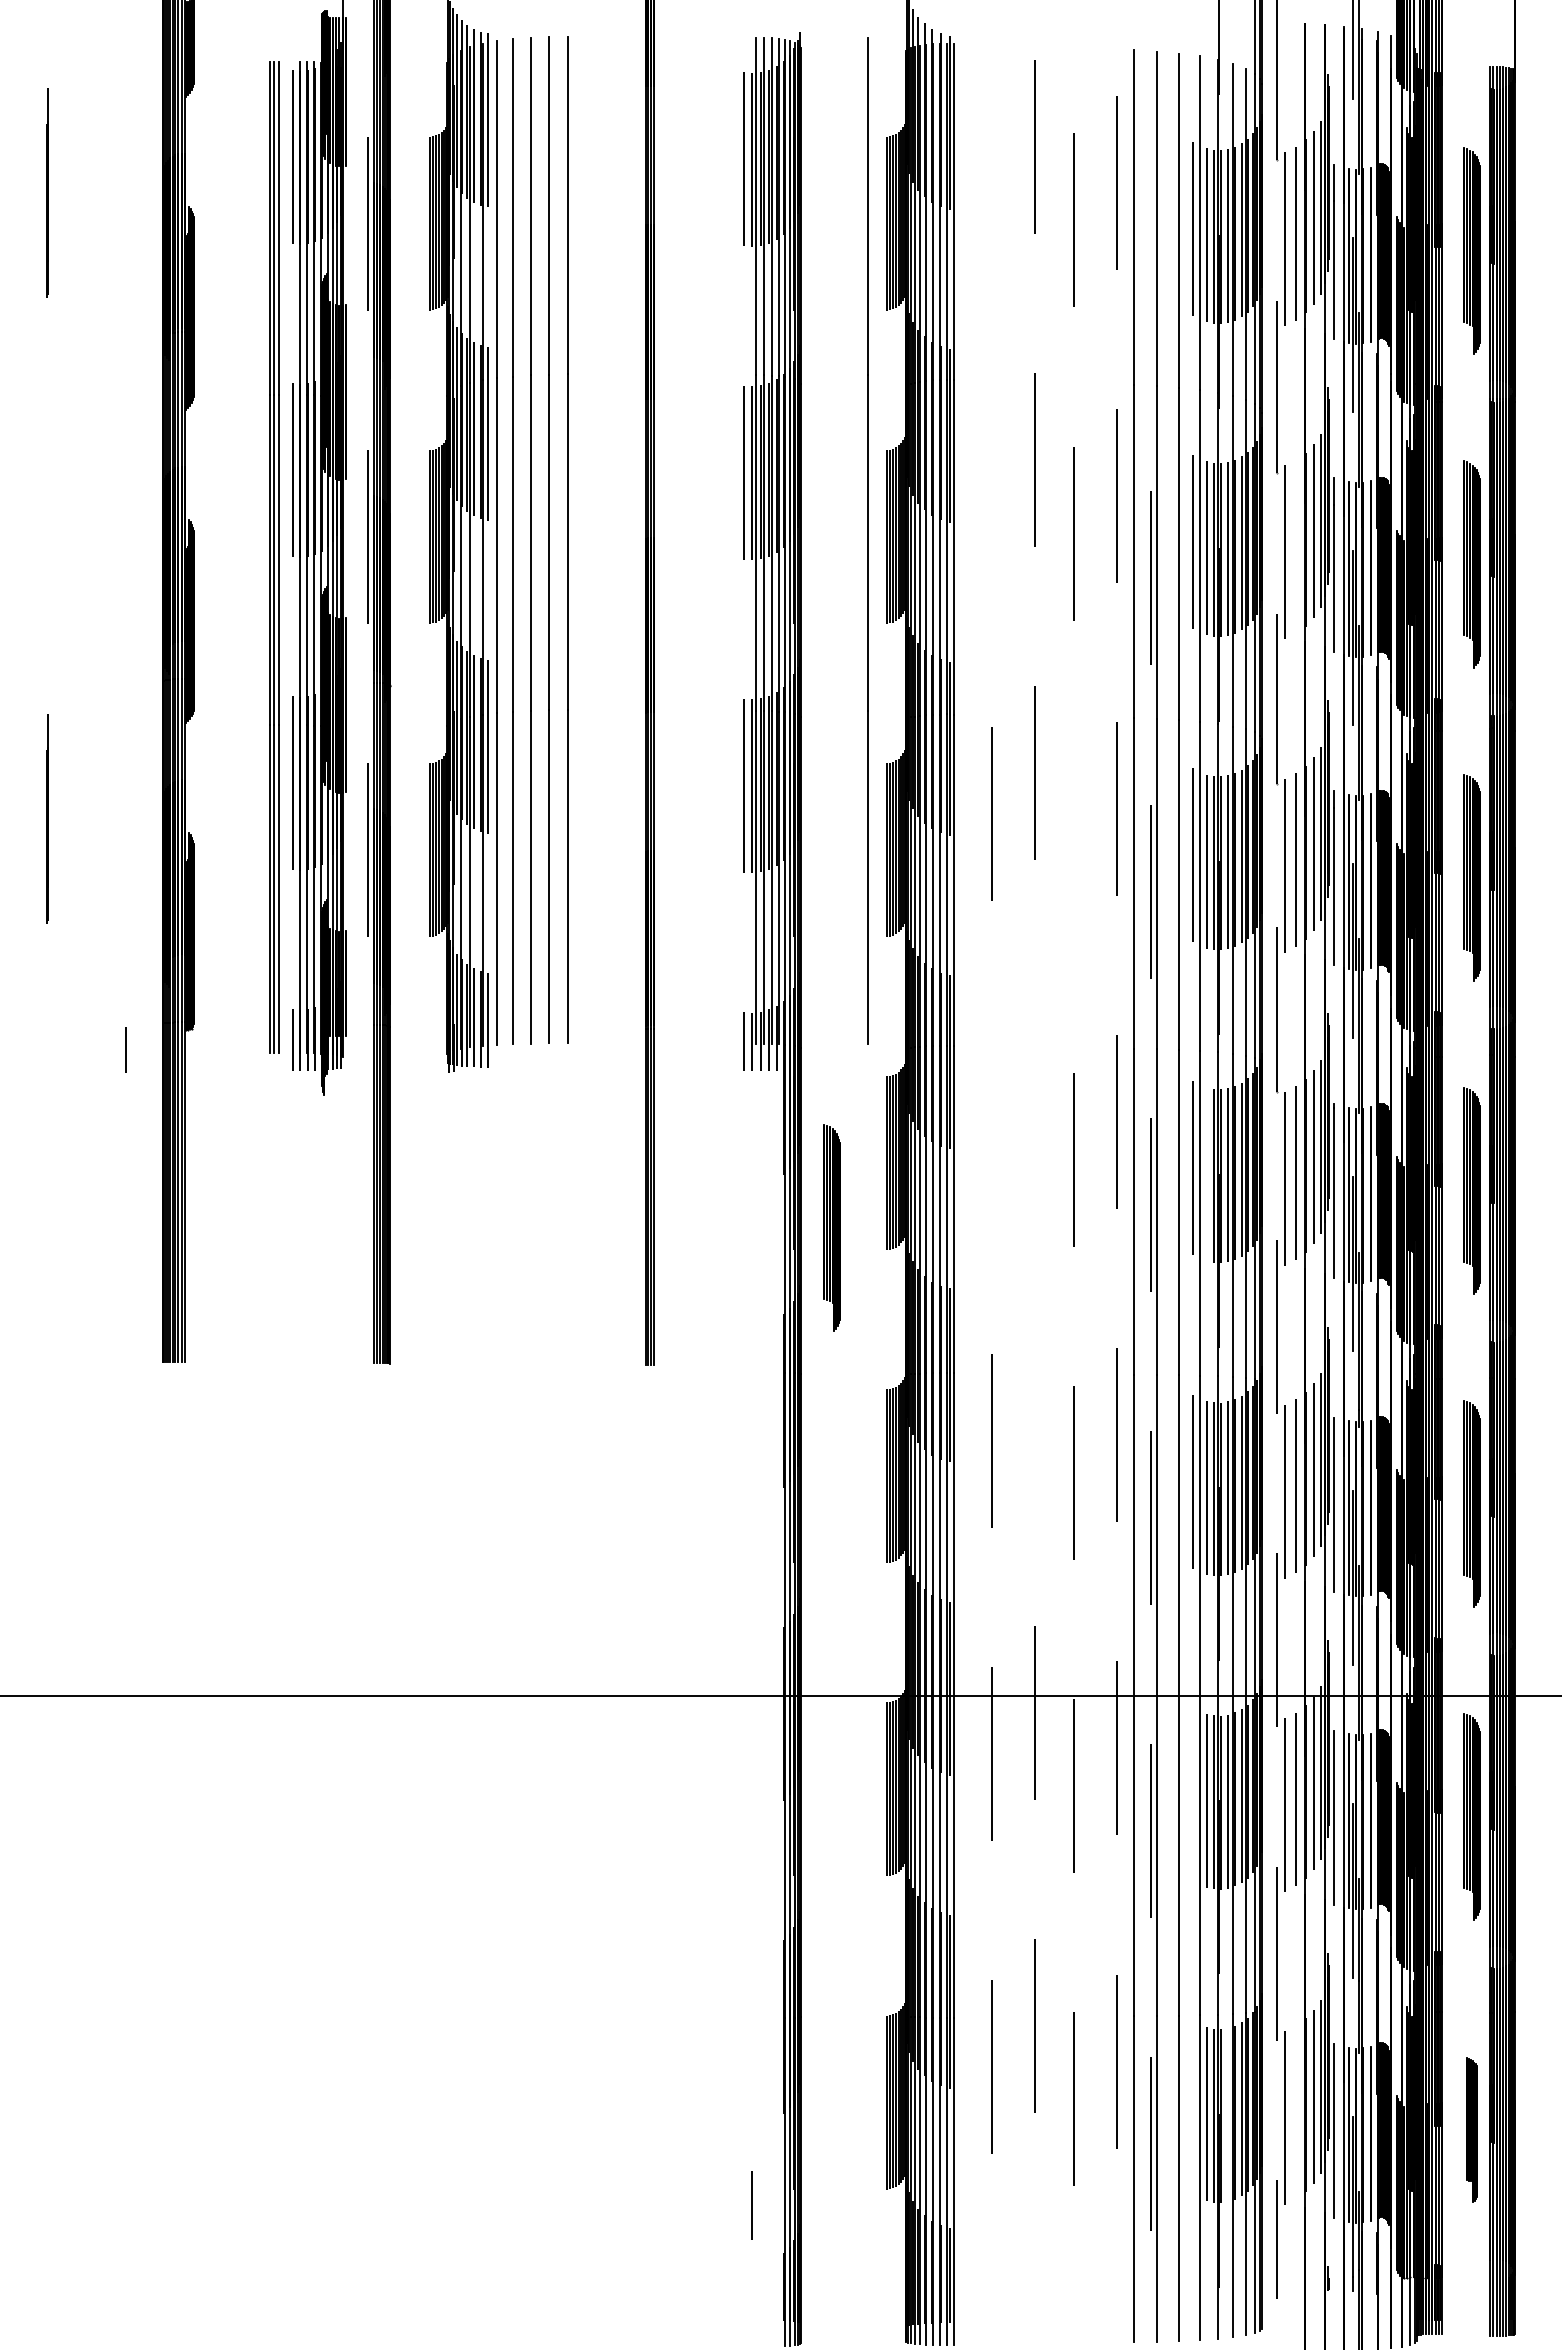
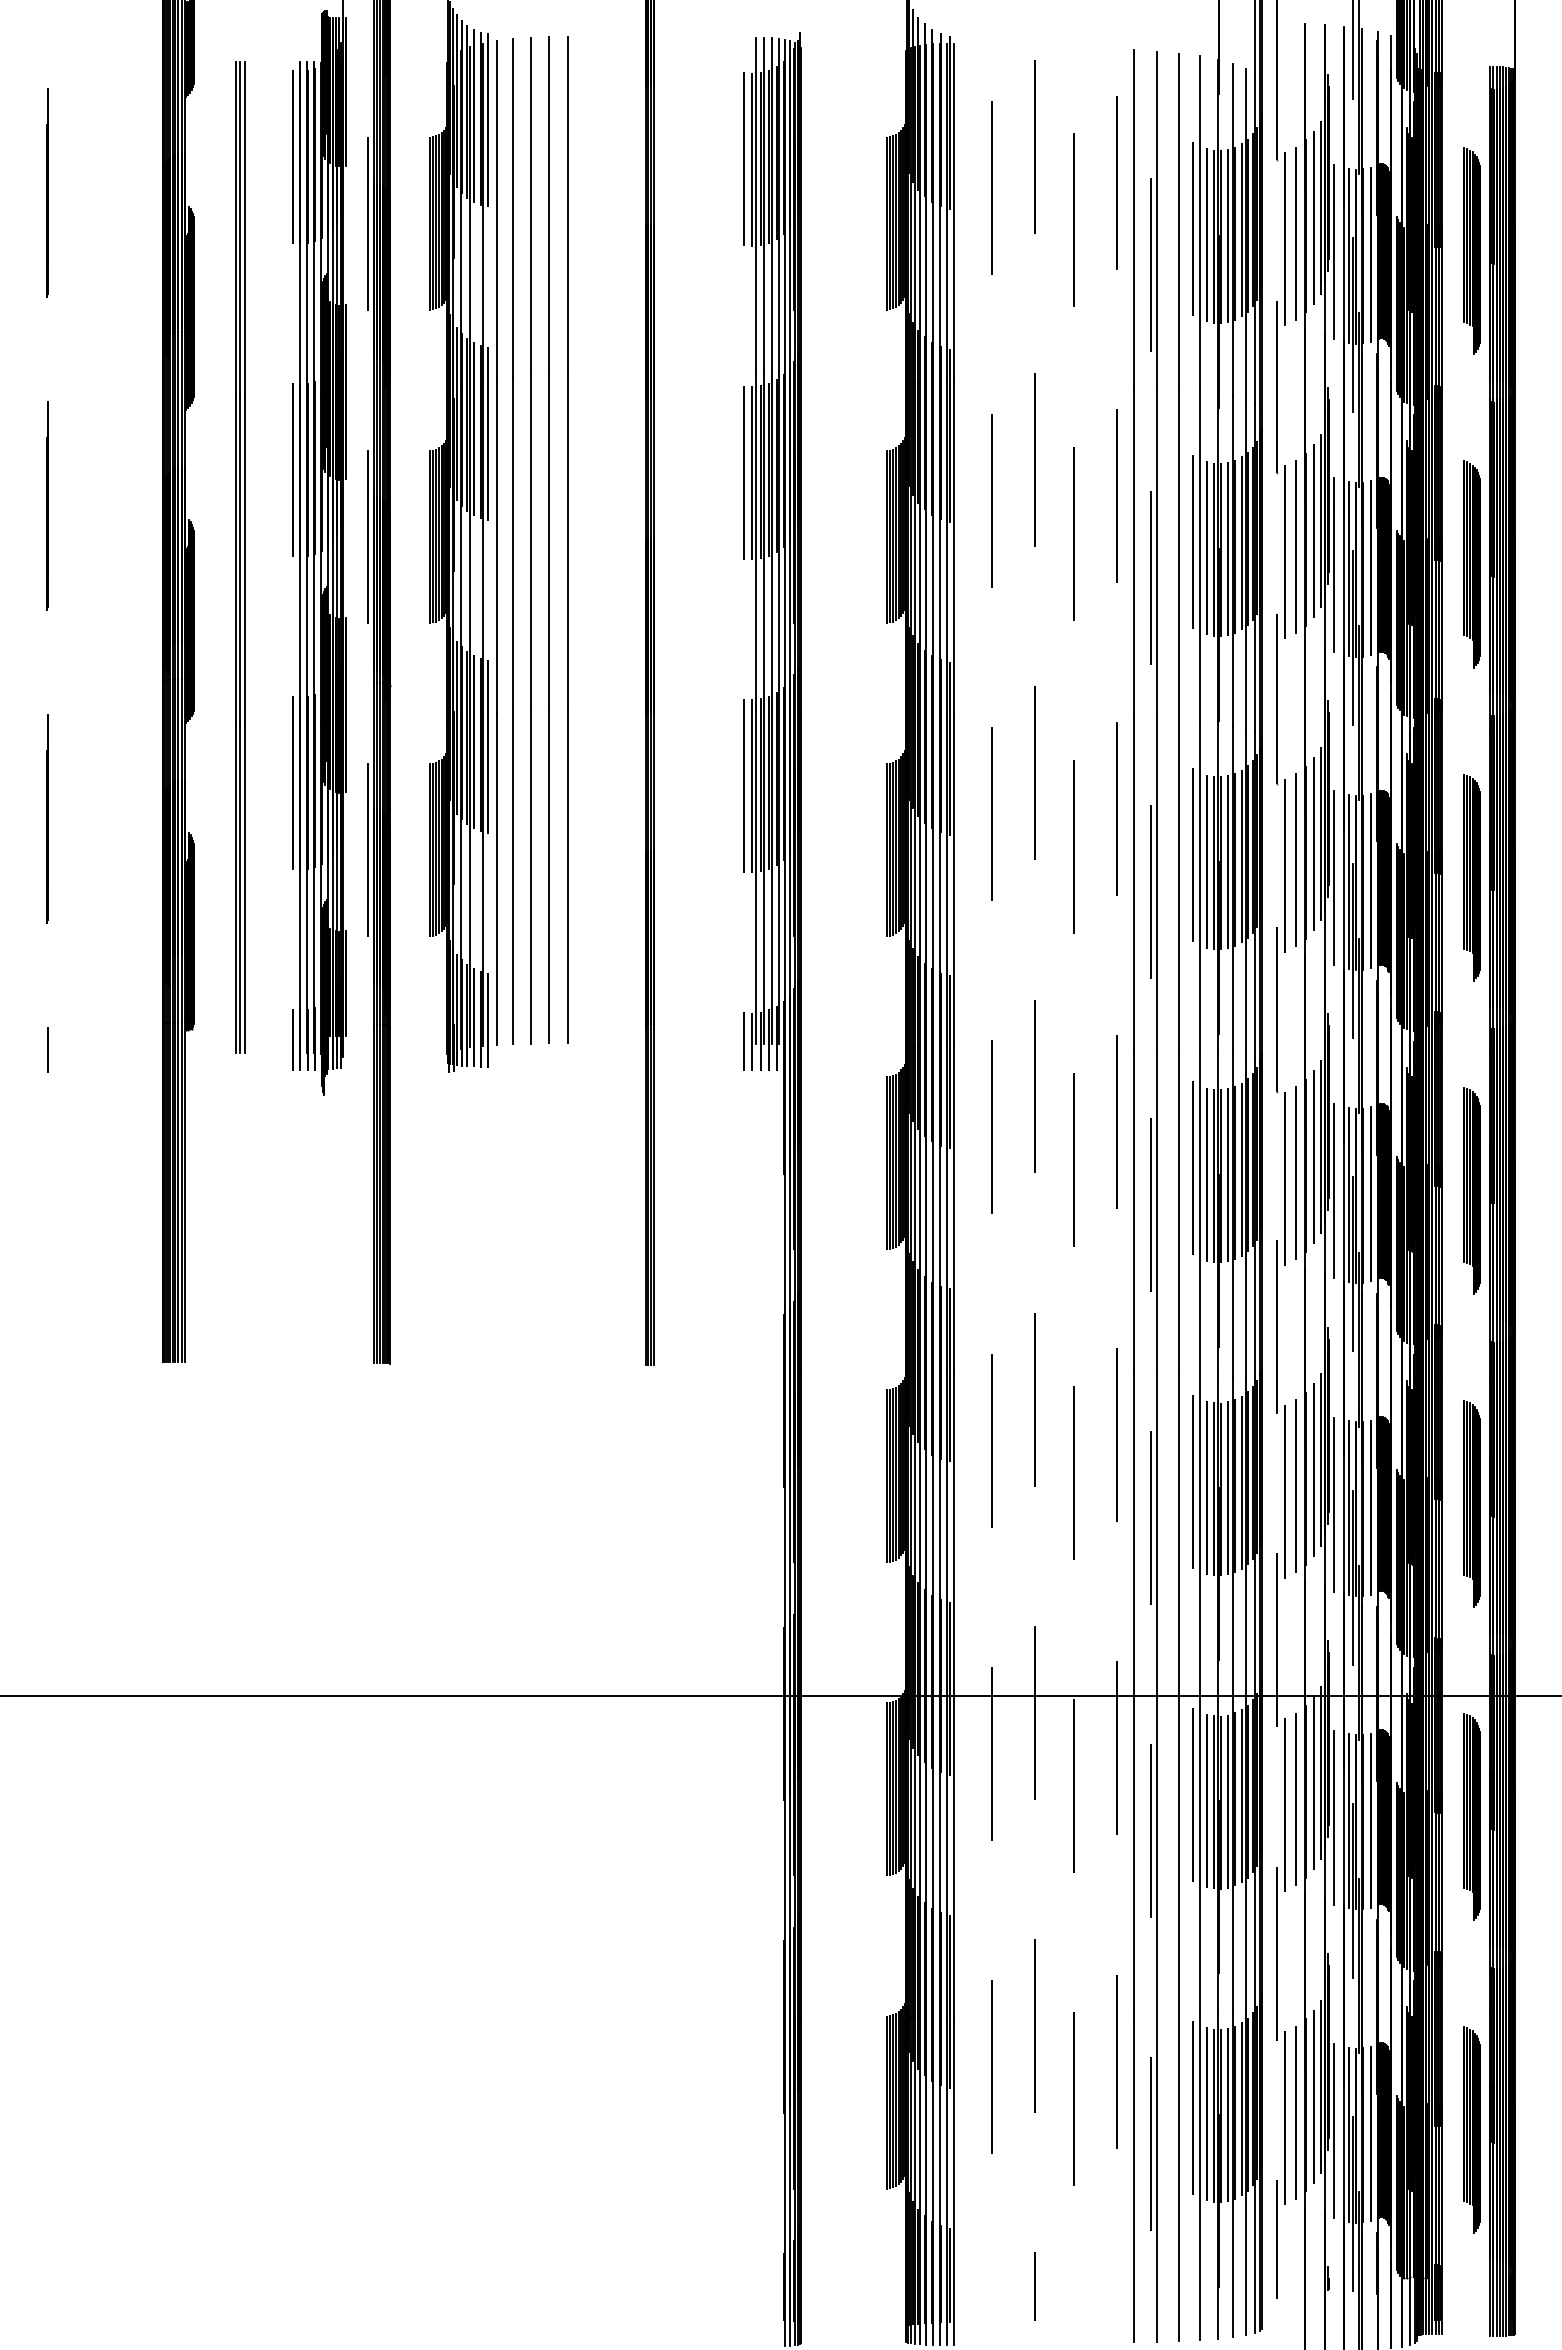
line: none -> present (991, 187)
line: none -> present (1150, 265)
line: none -> present (991, 500)
line: none -> present (47, 505)
line: present -> none (867, 540)
line: none -> present (1295, 546)
part position: (274, 557) -> (240, 557) (240, 557)
line: none -> present (1073, 846)
line position: (125, 1049) -> (47, 1049) (47, 1049)
line: none -> present (1034, 1086)
line: none -> present (991, 1126)
line: none -> present (1206, 1174)
part: present -> none (831, 1227)
line: none -> present (1034, 1399)
line: none -> present (1193, 1794)
line: none -> present (1193, 2107)
line: none -> present (1295, 2112)
line: none -> present (1228, 2114)
part size: 12x146 px -> 18x208 px (1471, 2129)
line position: (751, 2205) -> (1034, 2286) (1034, 2286)
